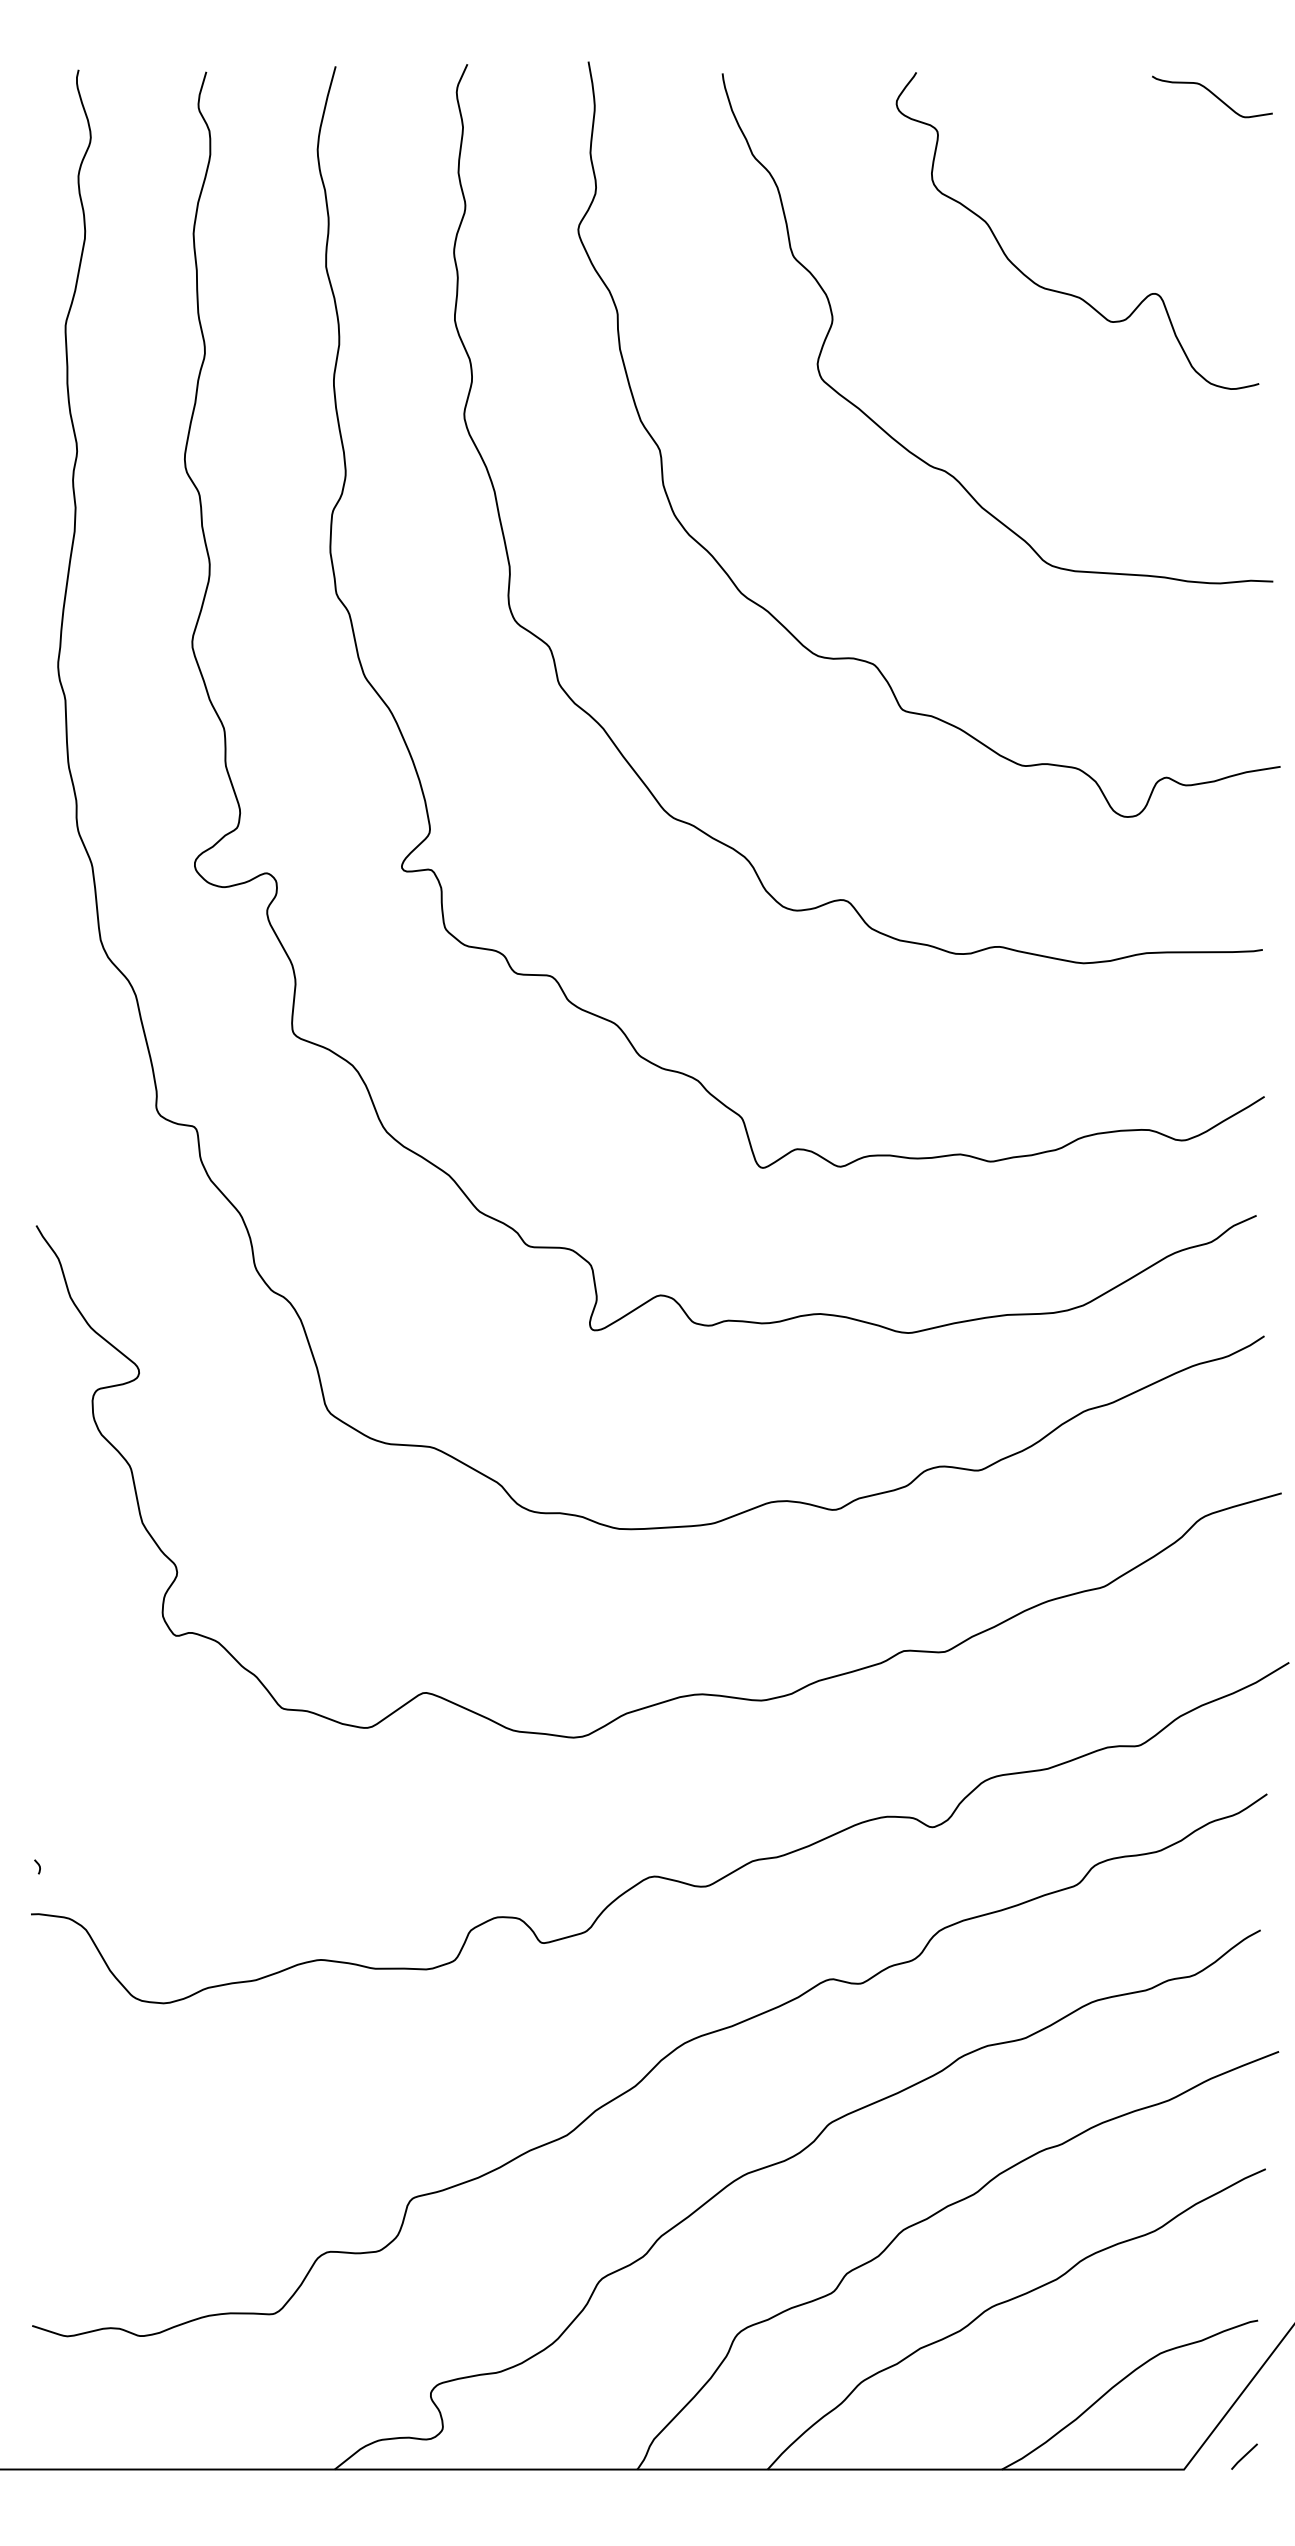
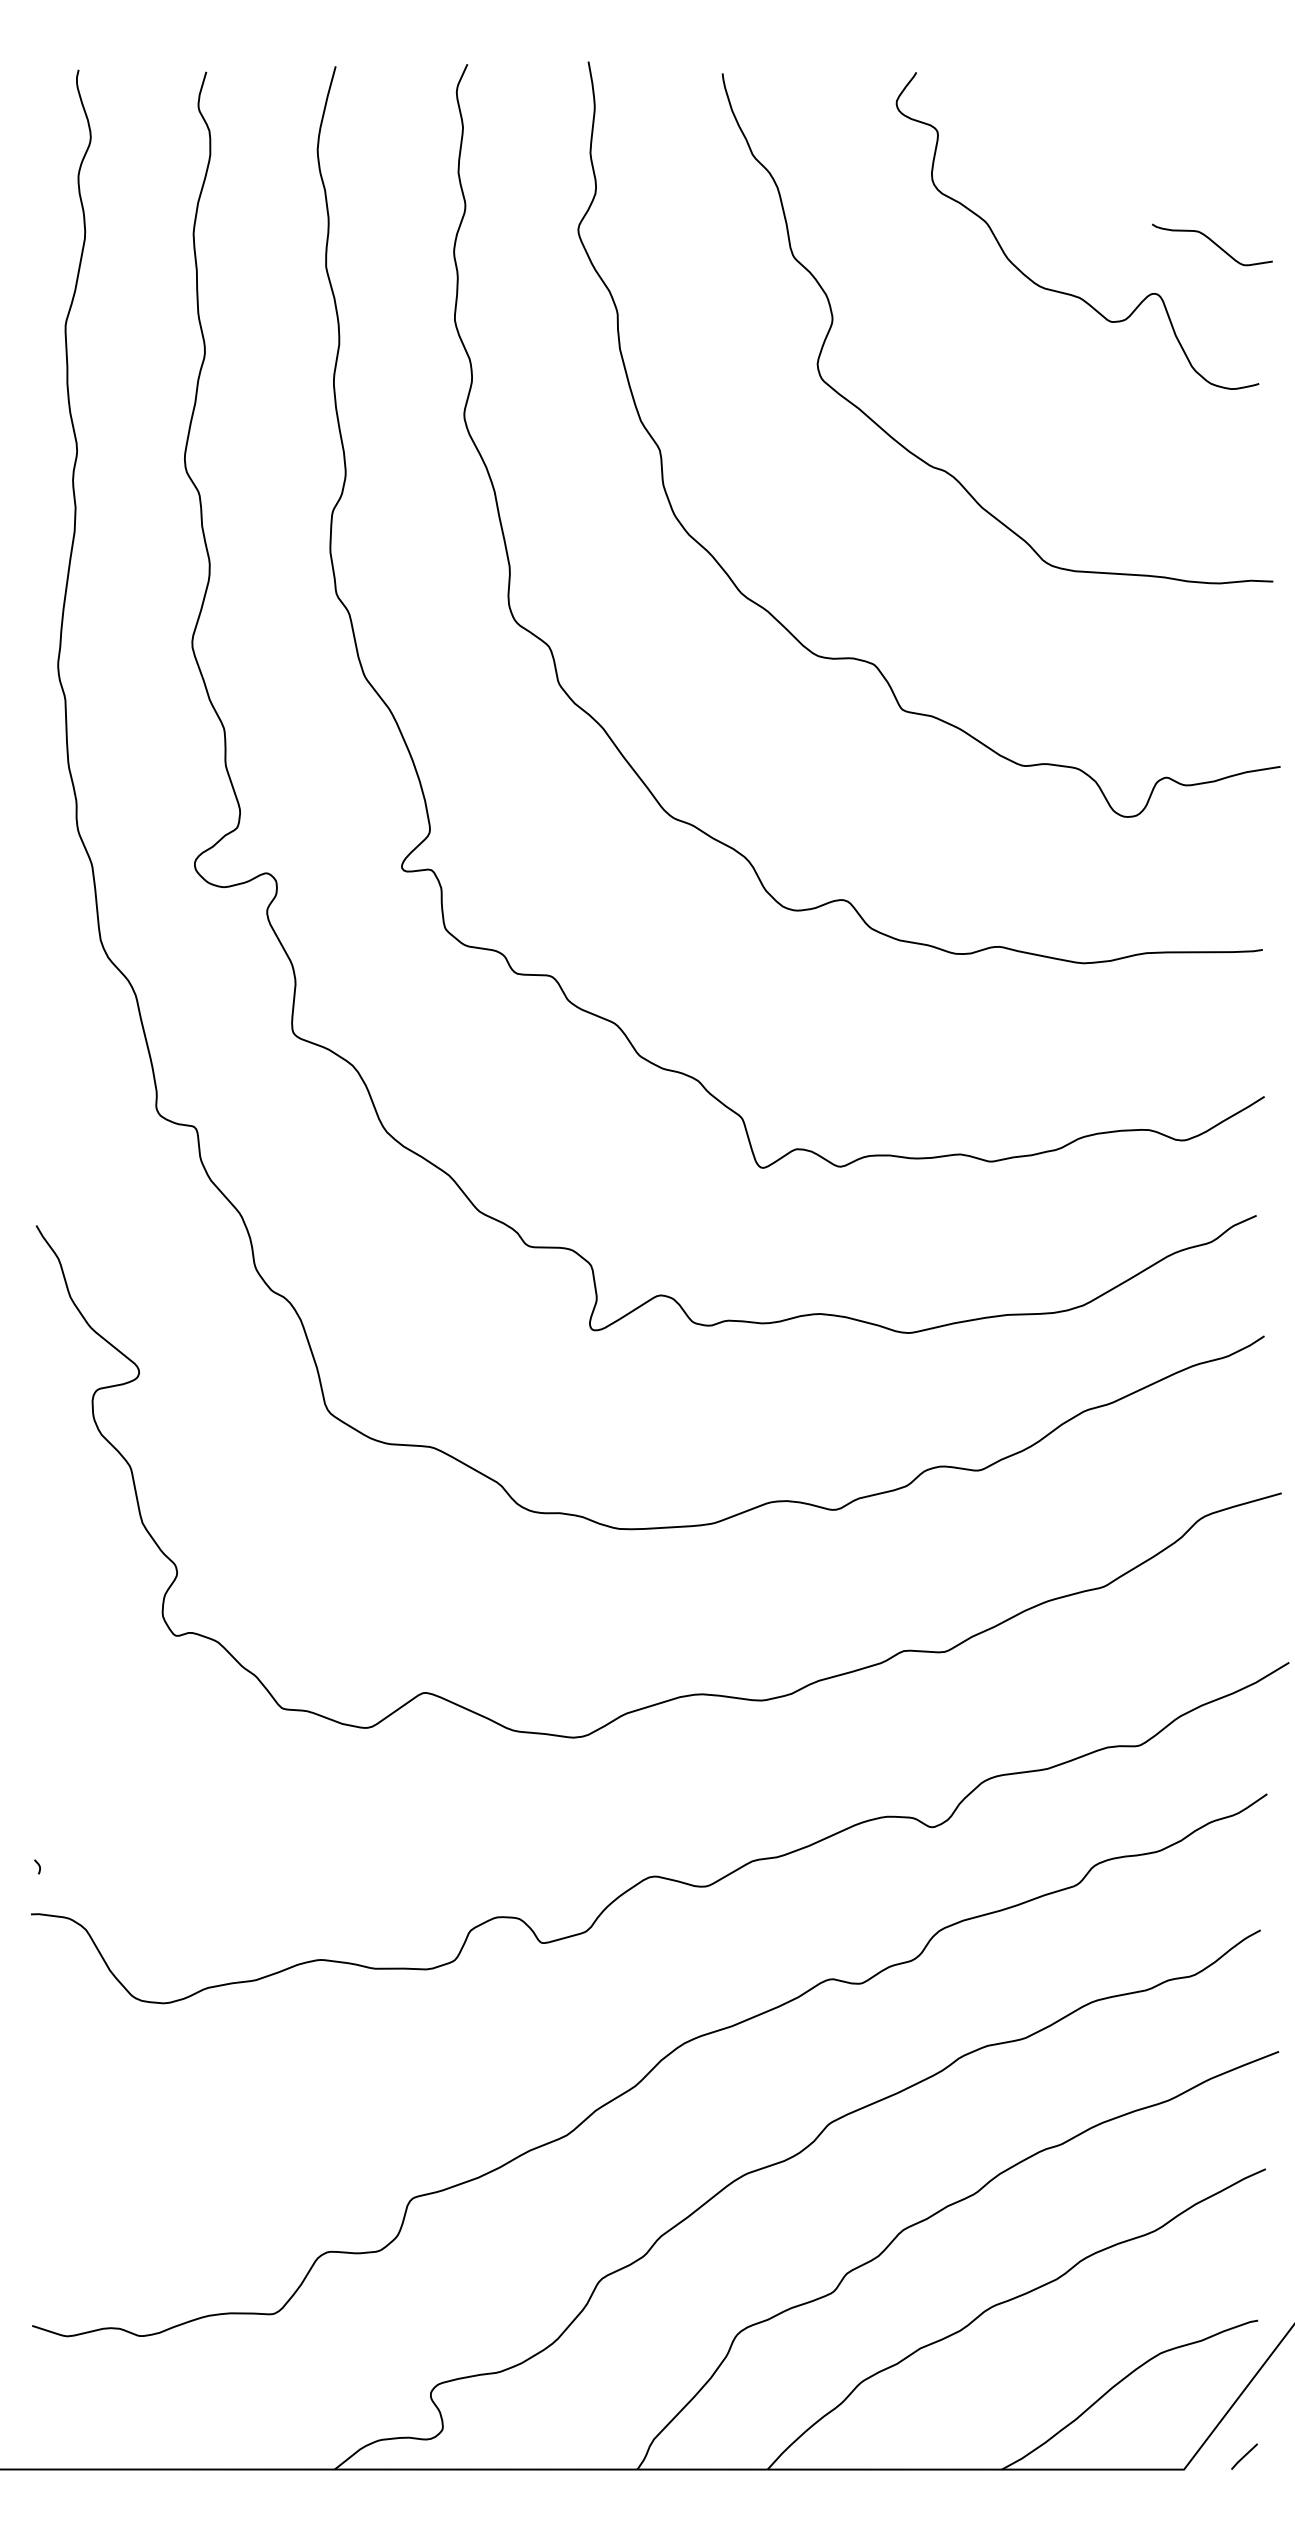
curve position: (1213, 95) -> (1213, 243) (1213, 243)
